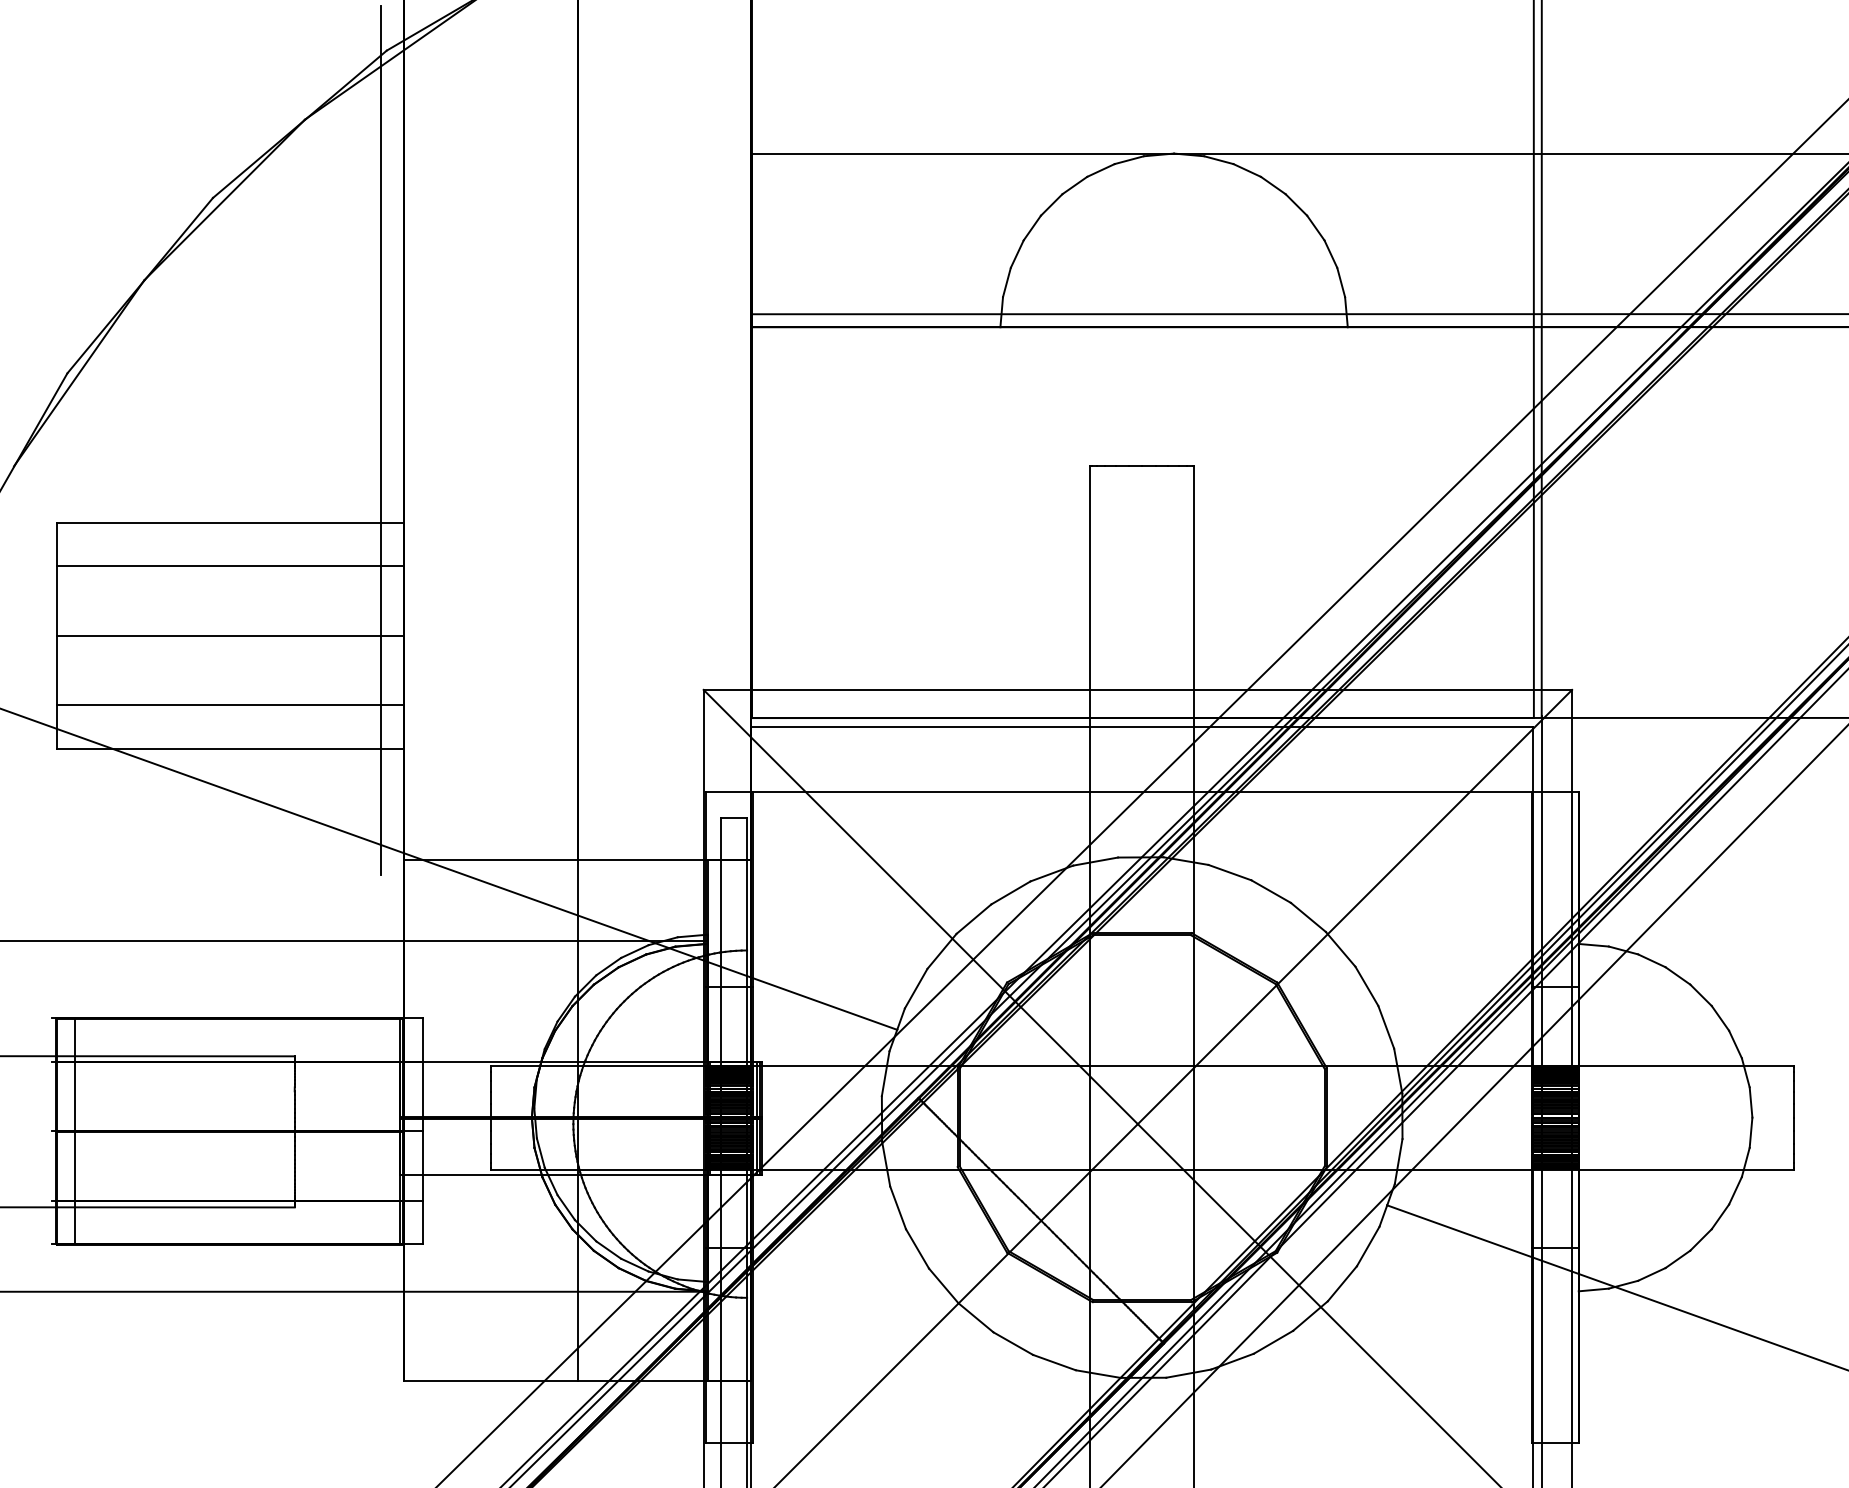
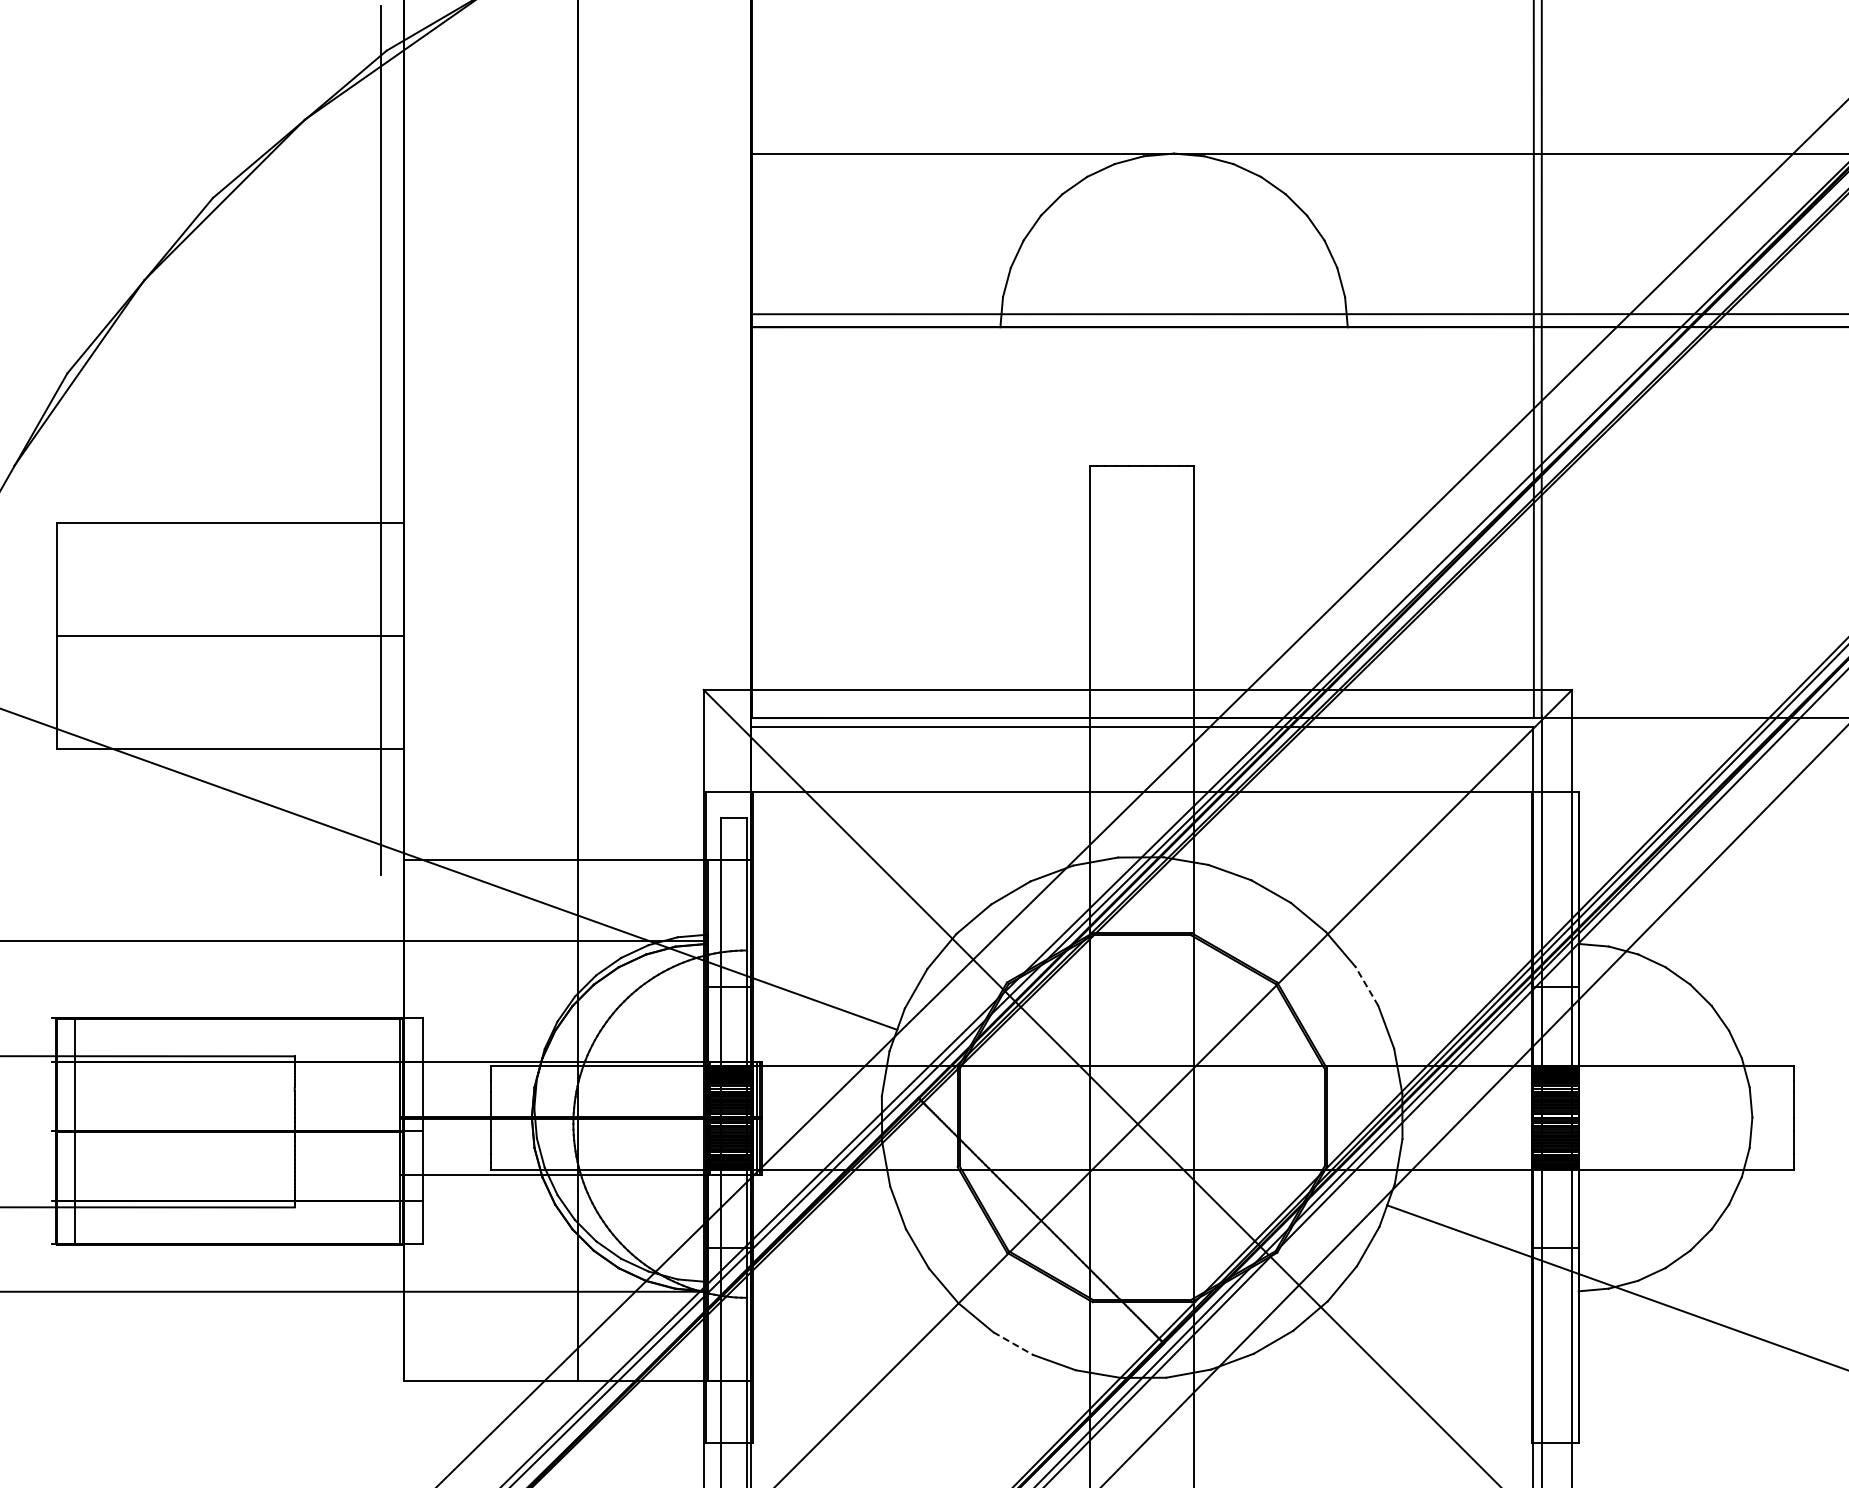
line: present -> none (230, 566)
line: present -> none (230, 705)
line: solid -> dashed (1366, 986)
line: solid -> dashed (1013, 1343)
